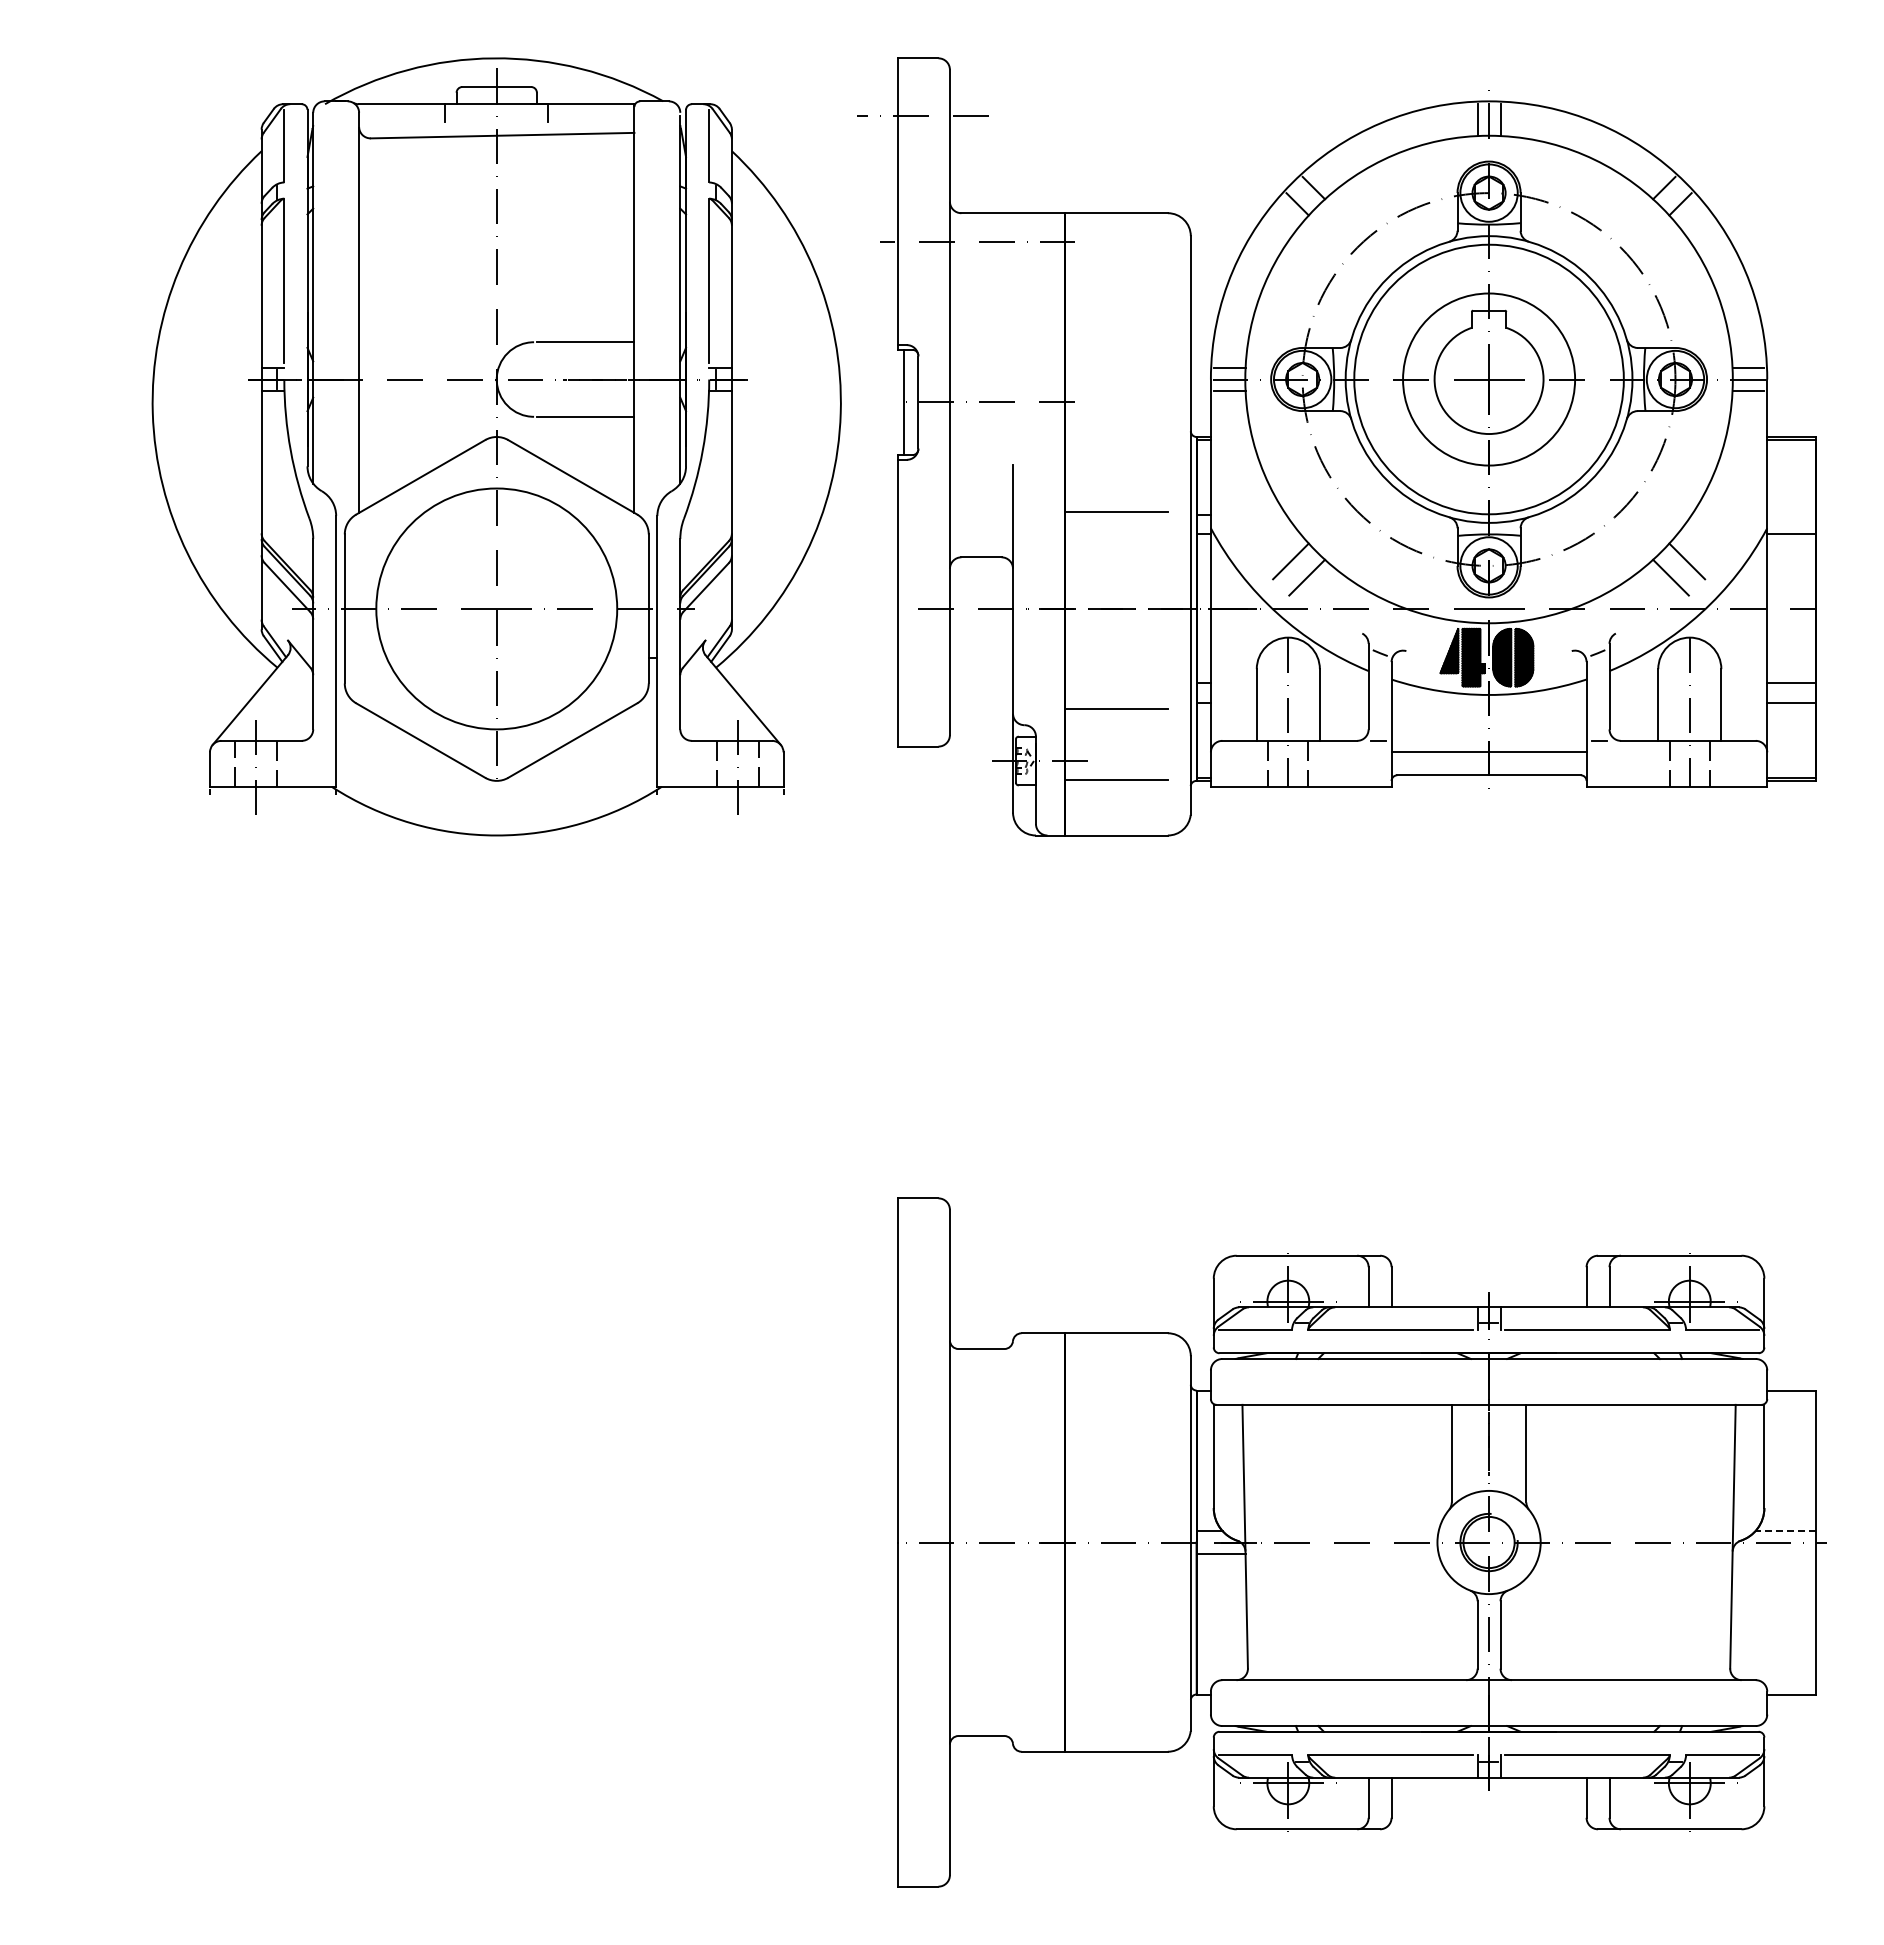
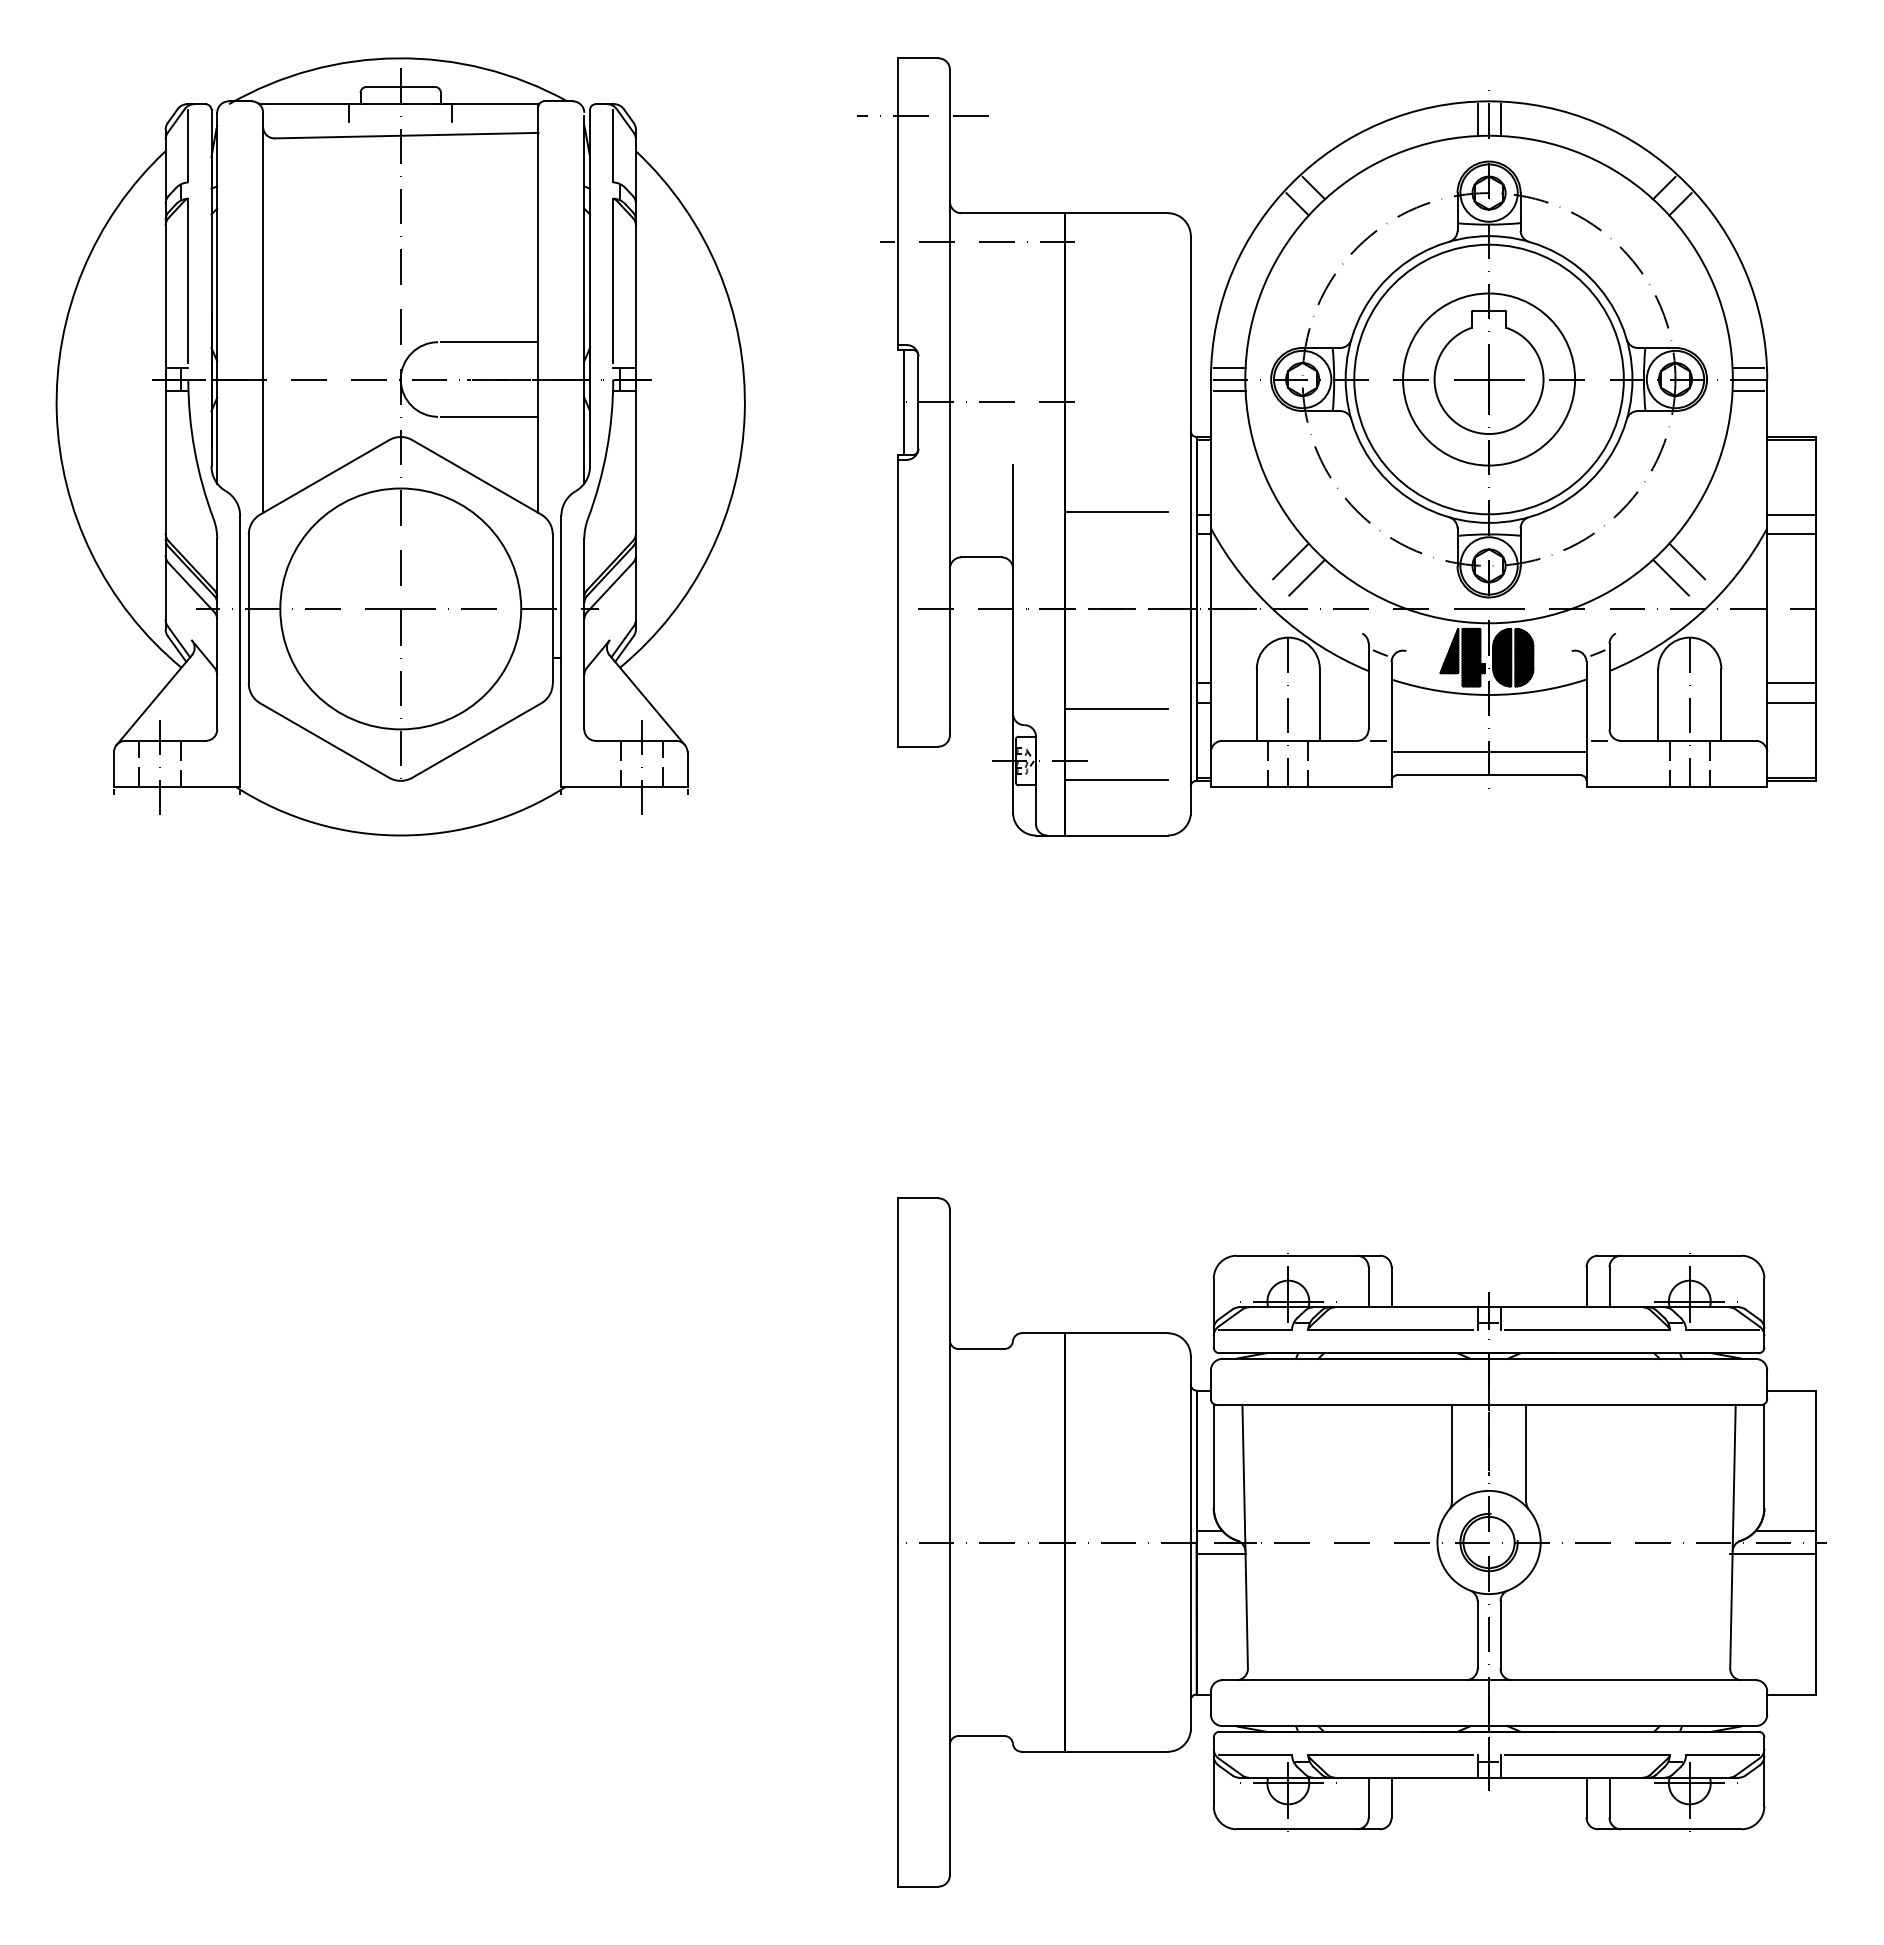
part position: (496, 446) -> (400, 446) (400, 446)
line: none -> present (1791, 514)
line: dashed -> solid (1785, 1531)
line: none -> present (1772, 1553)
